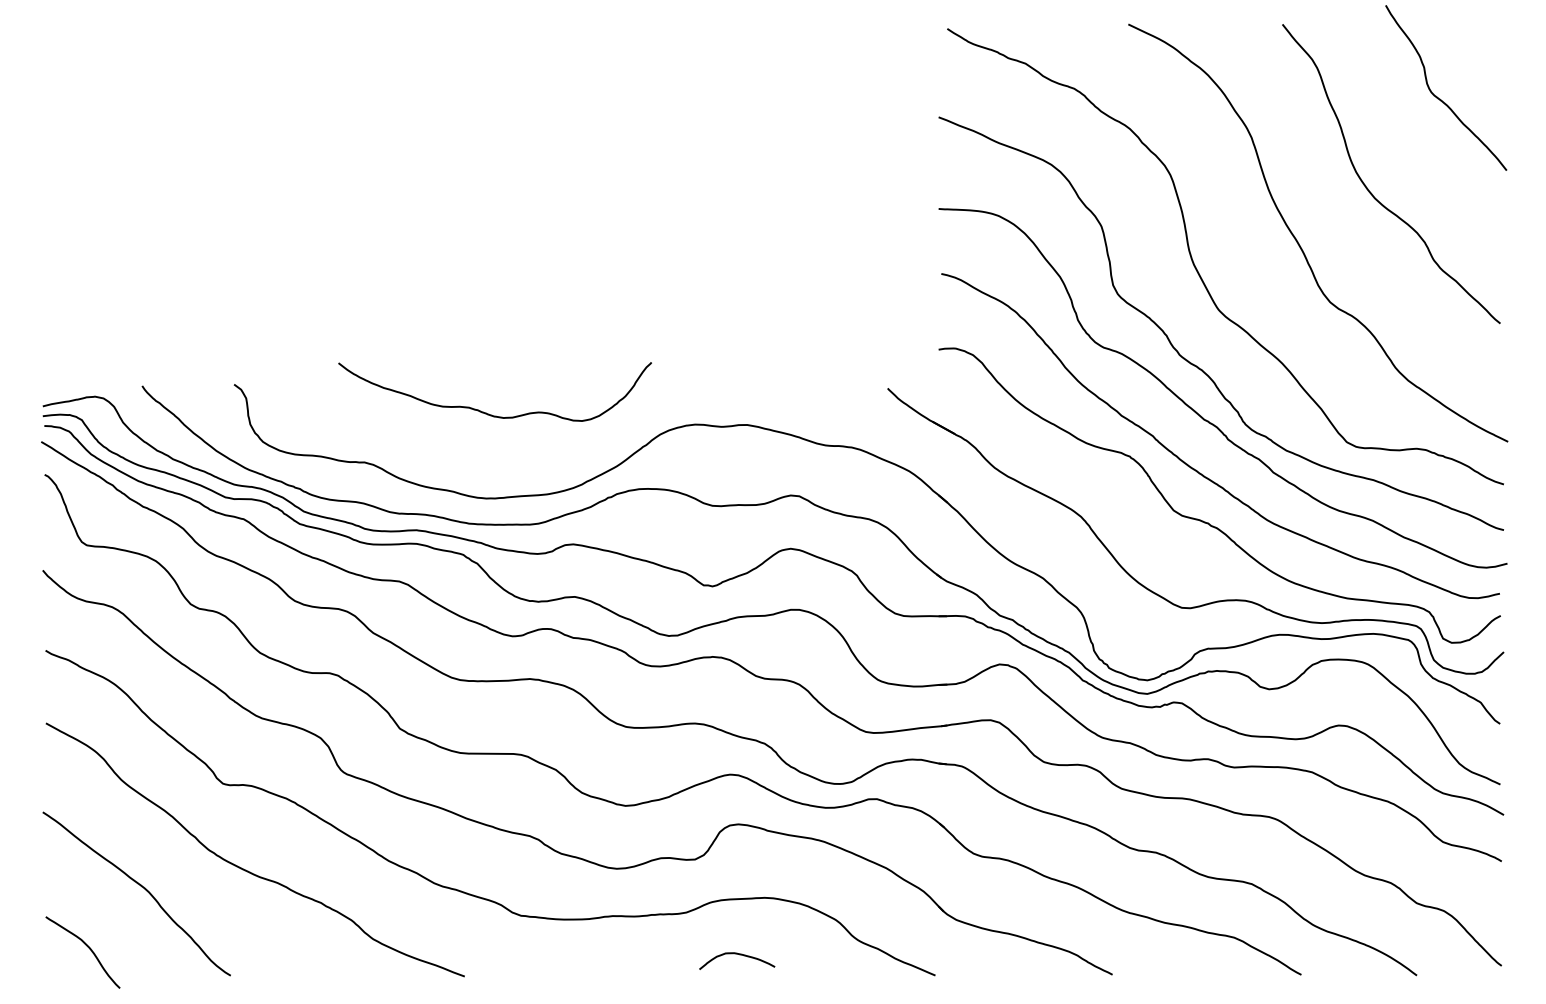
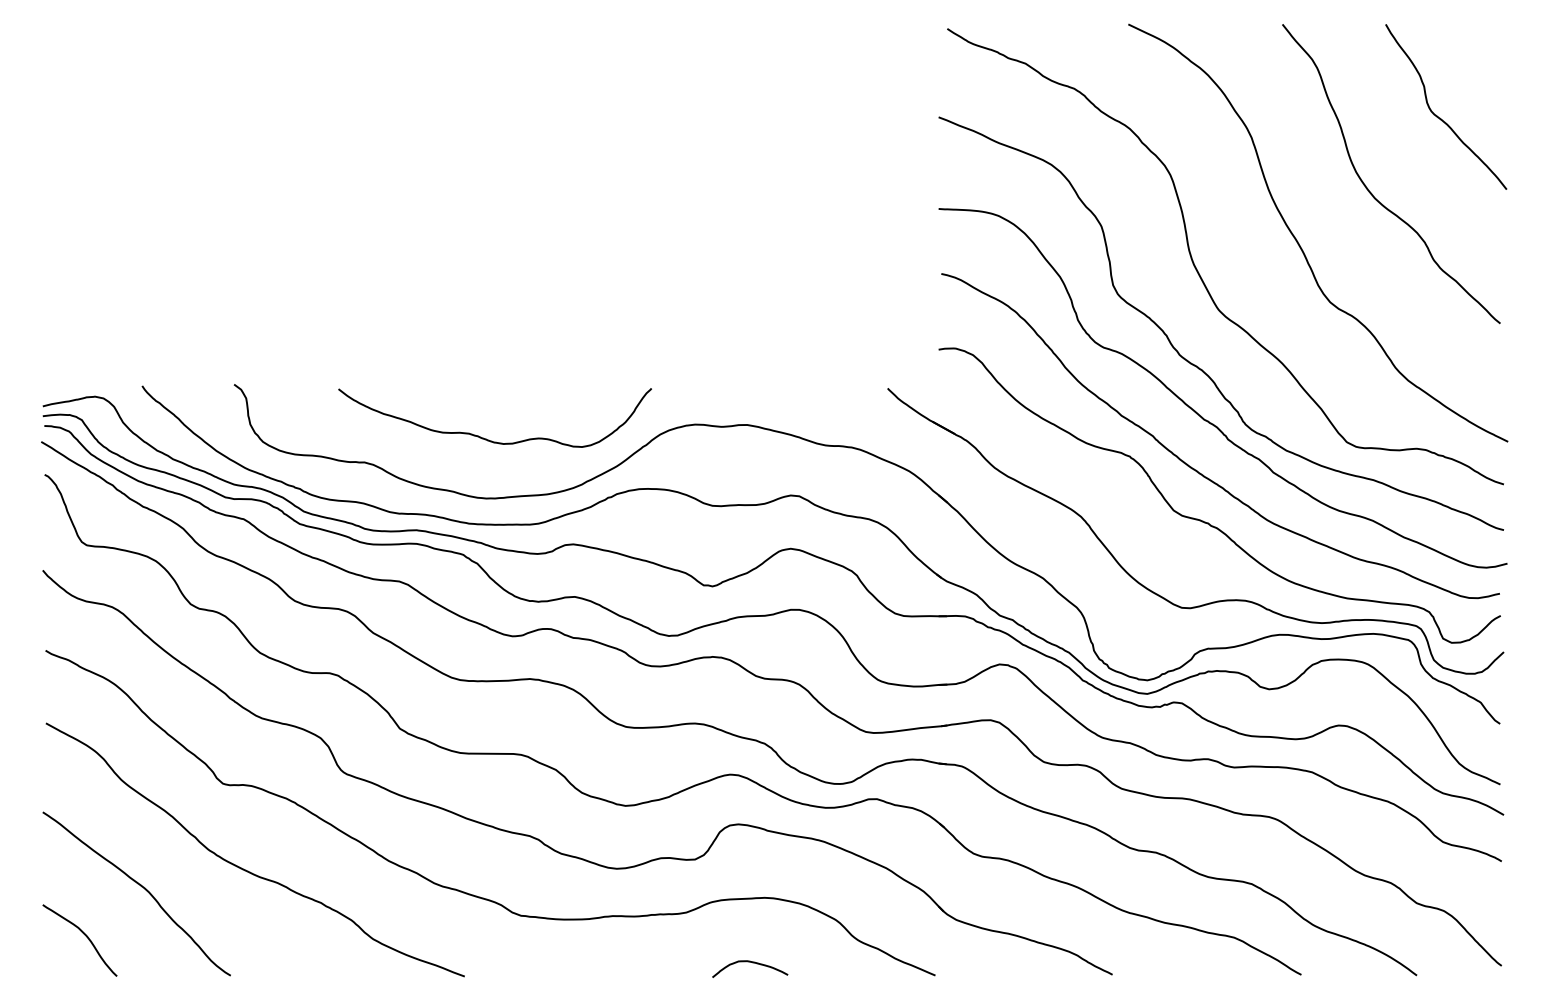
curve position: (1440, 98) -> (1440, 117) (1440, 117)
curve position: (486, 412) -> (486, 438) (486, 438)
curve position: (87, 947) -> (84, 935) (84, 935)
curve position: (739, 955) -> (752, 963) (752, 963)
